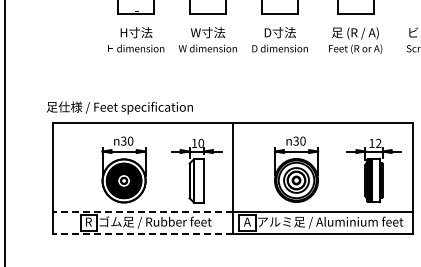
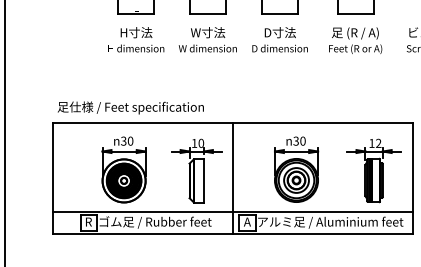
text position: (119, 107) -> (130, 107) (130, 107)
line: dashed -> solid (143, 212)
line: dashed -> solid (143, 234)
